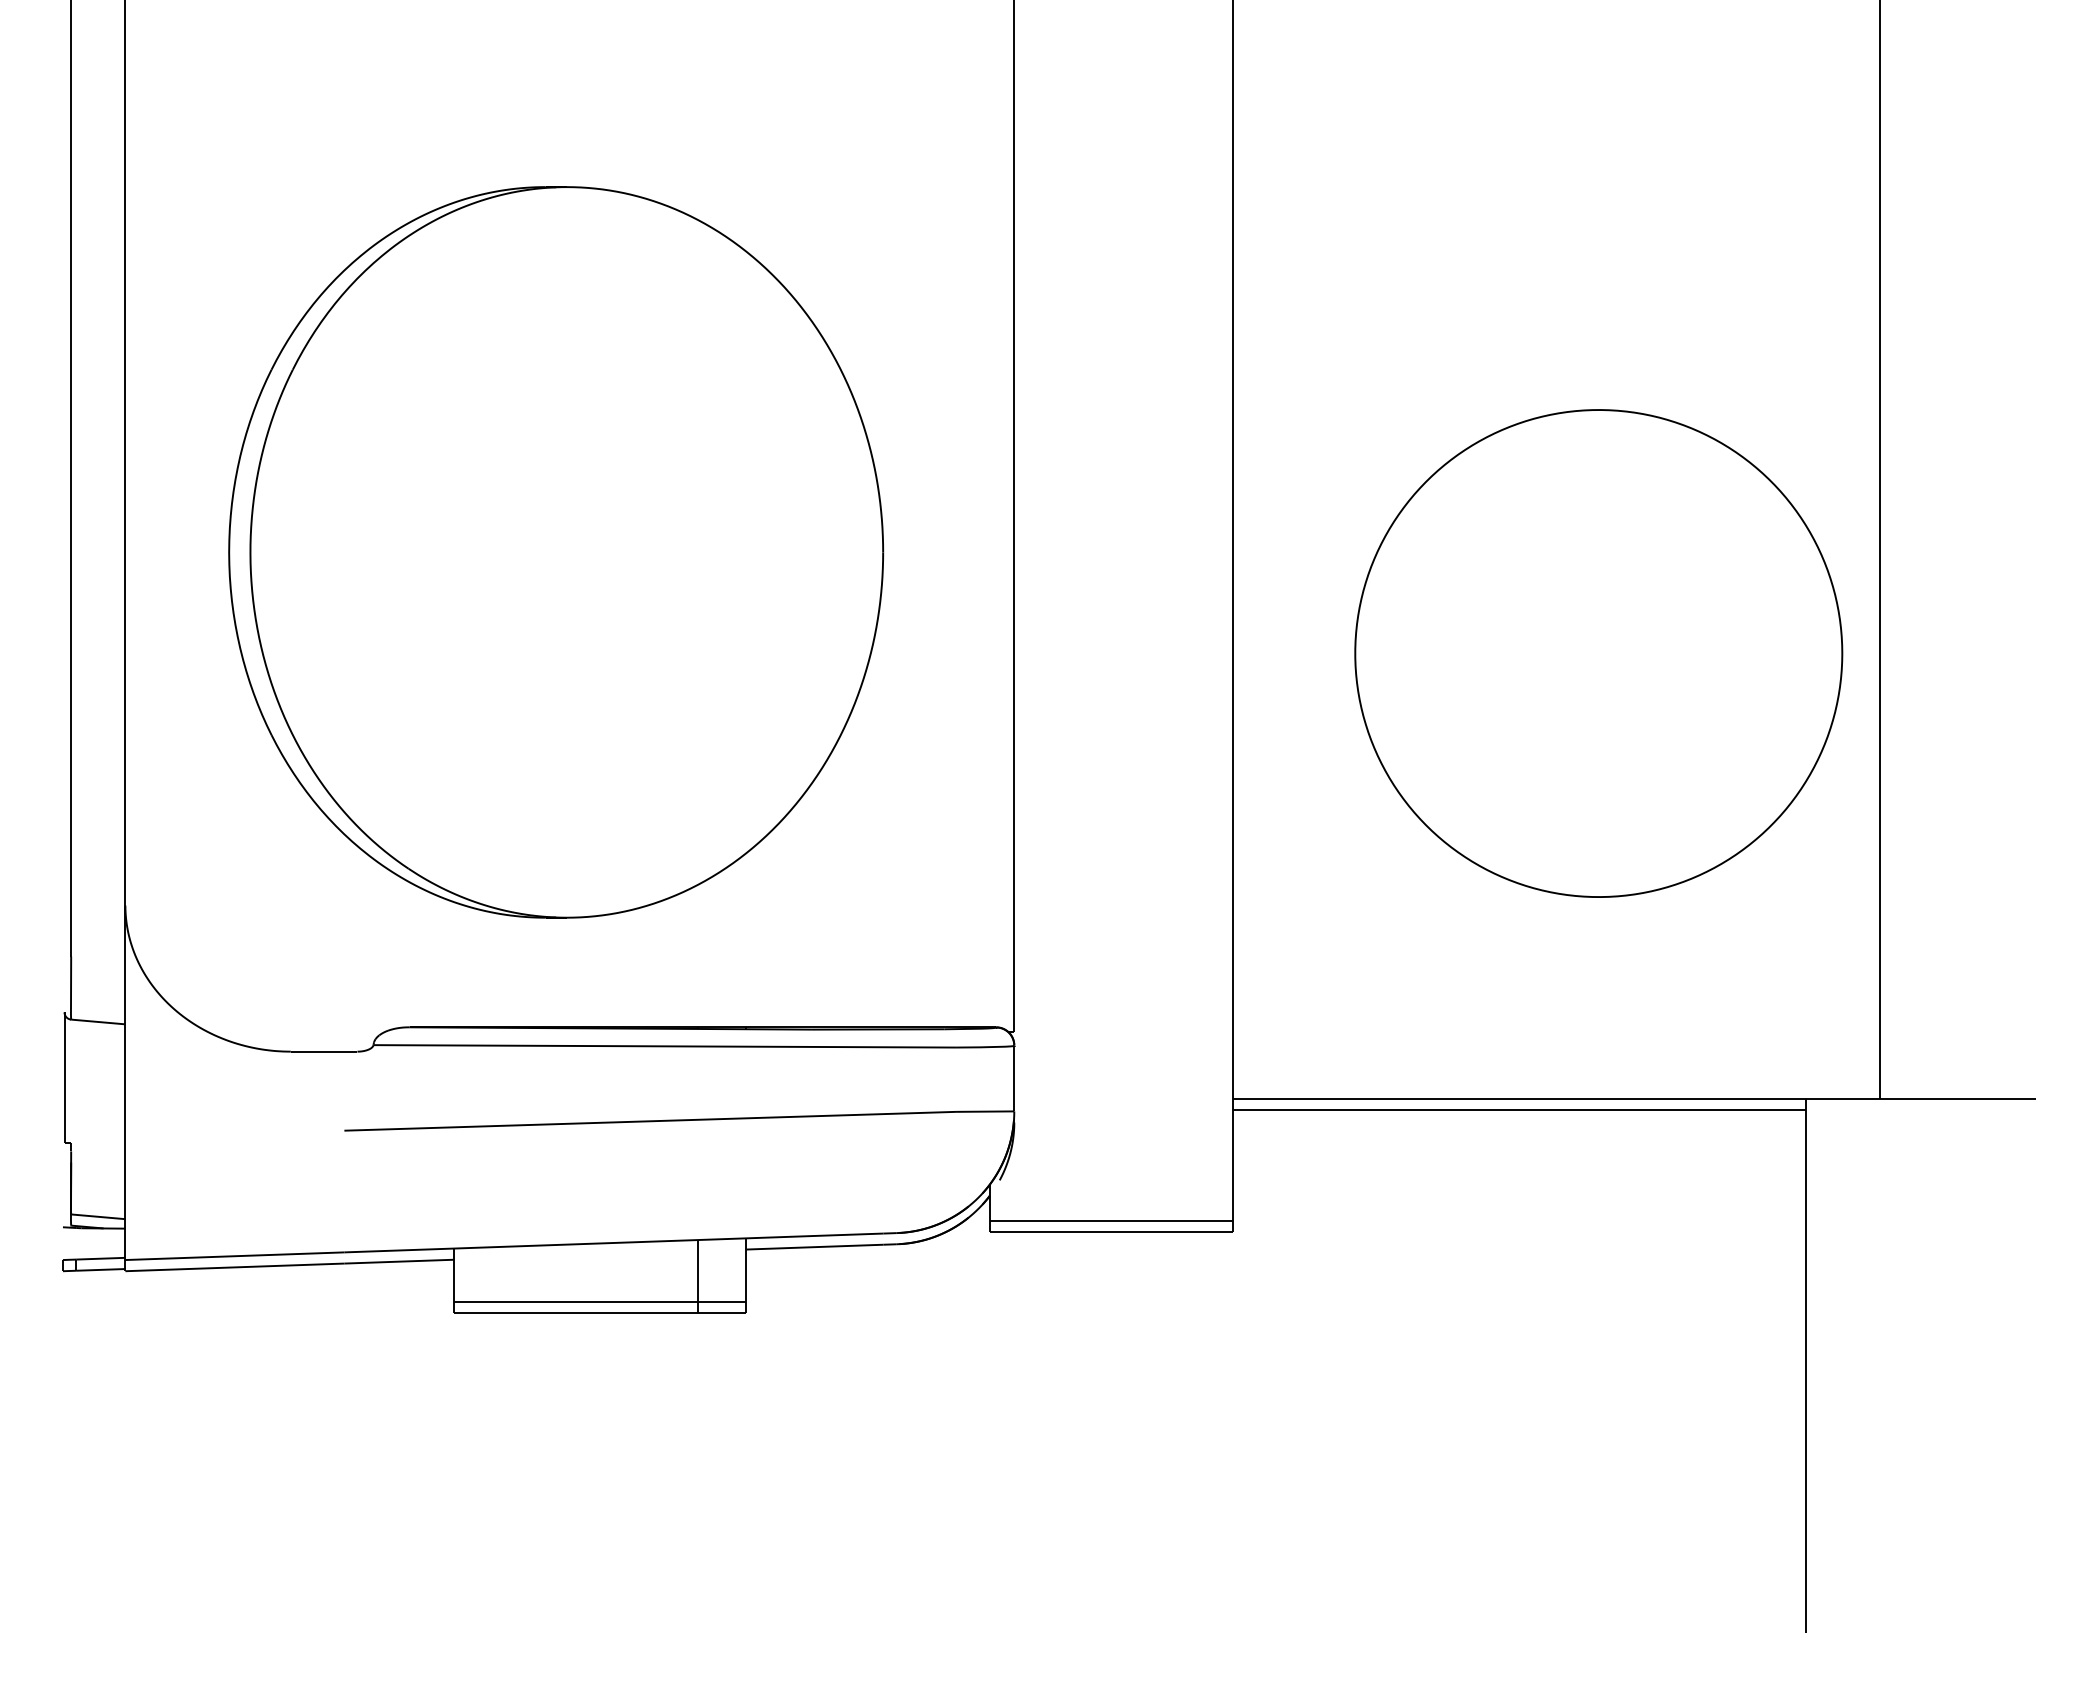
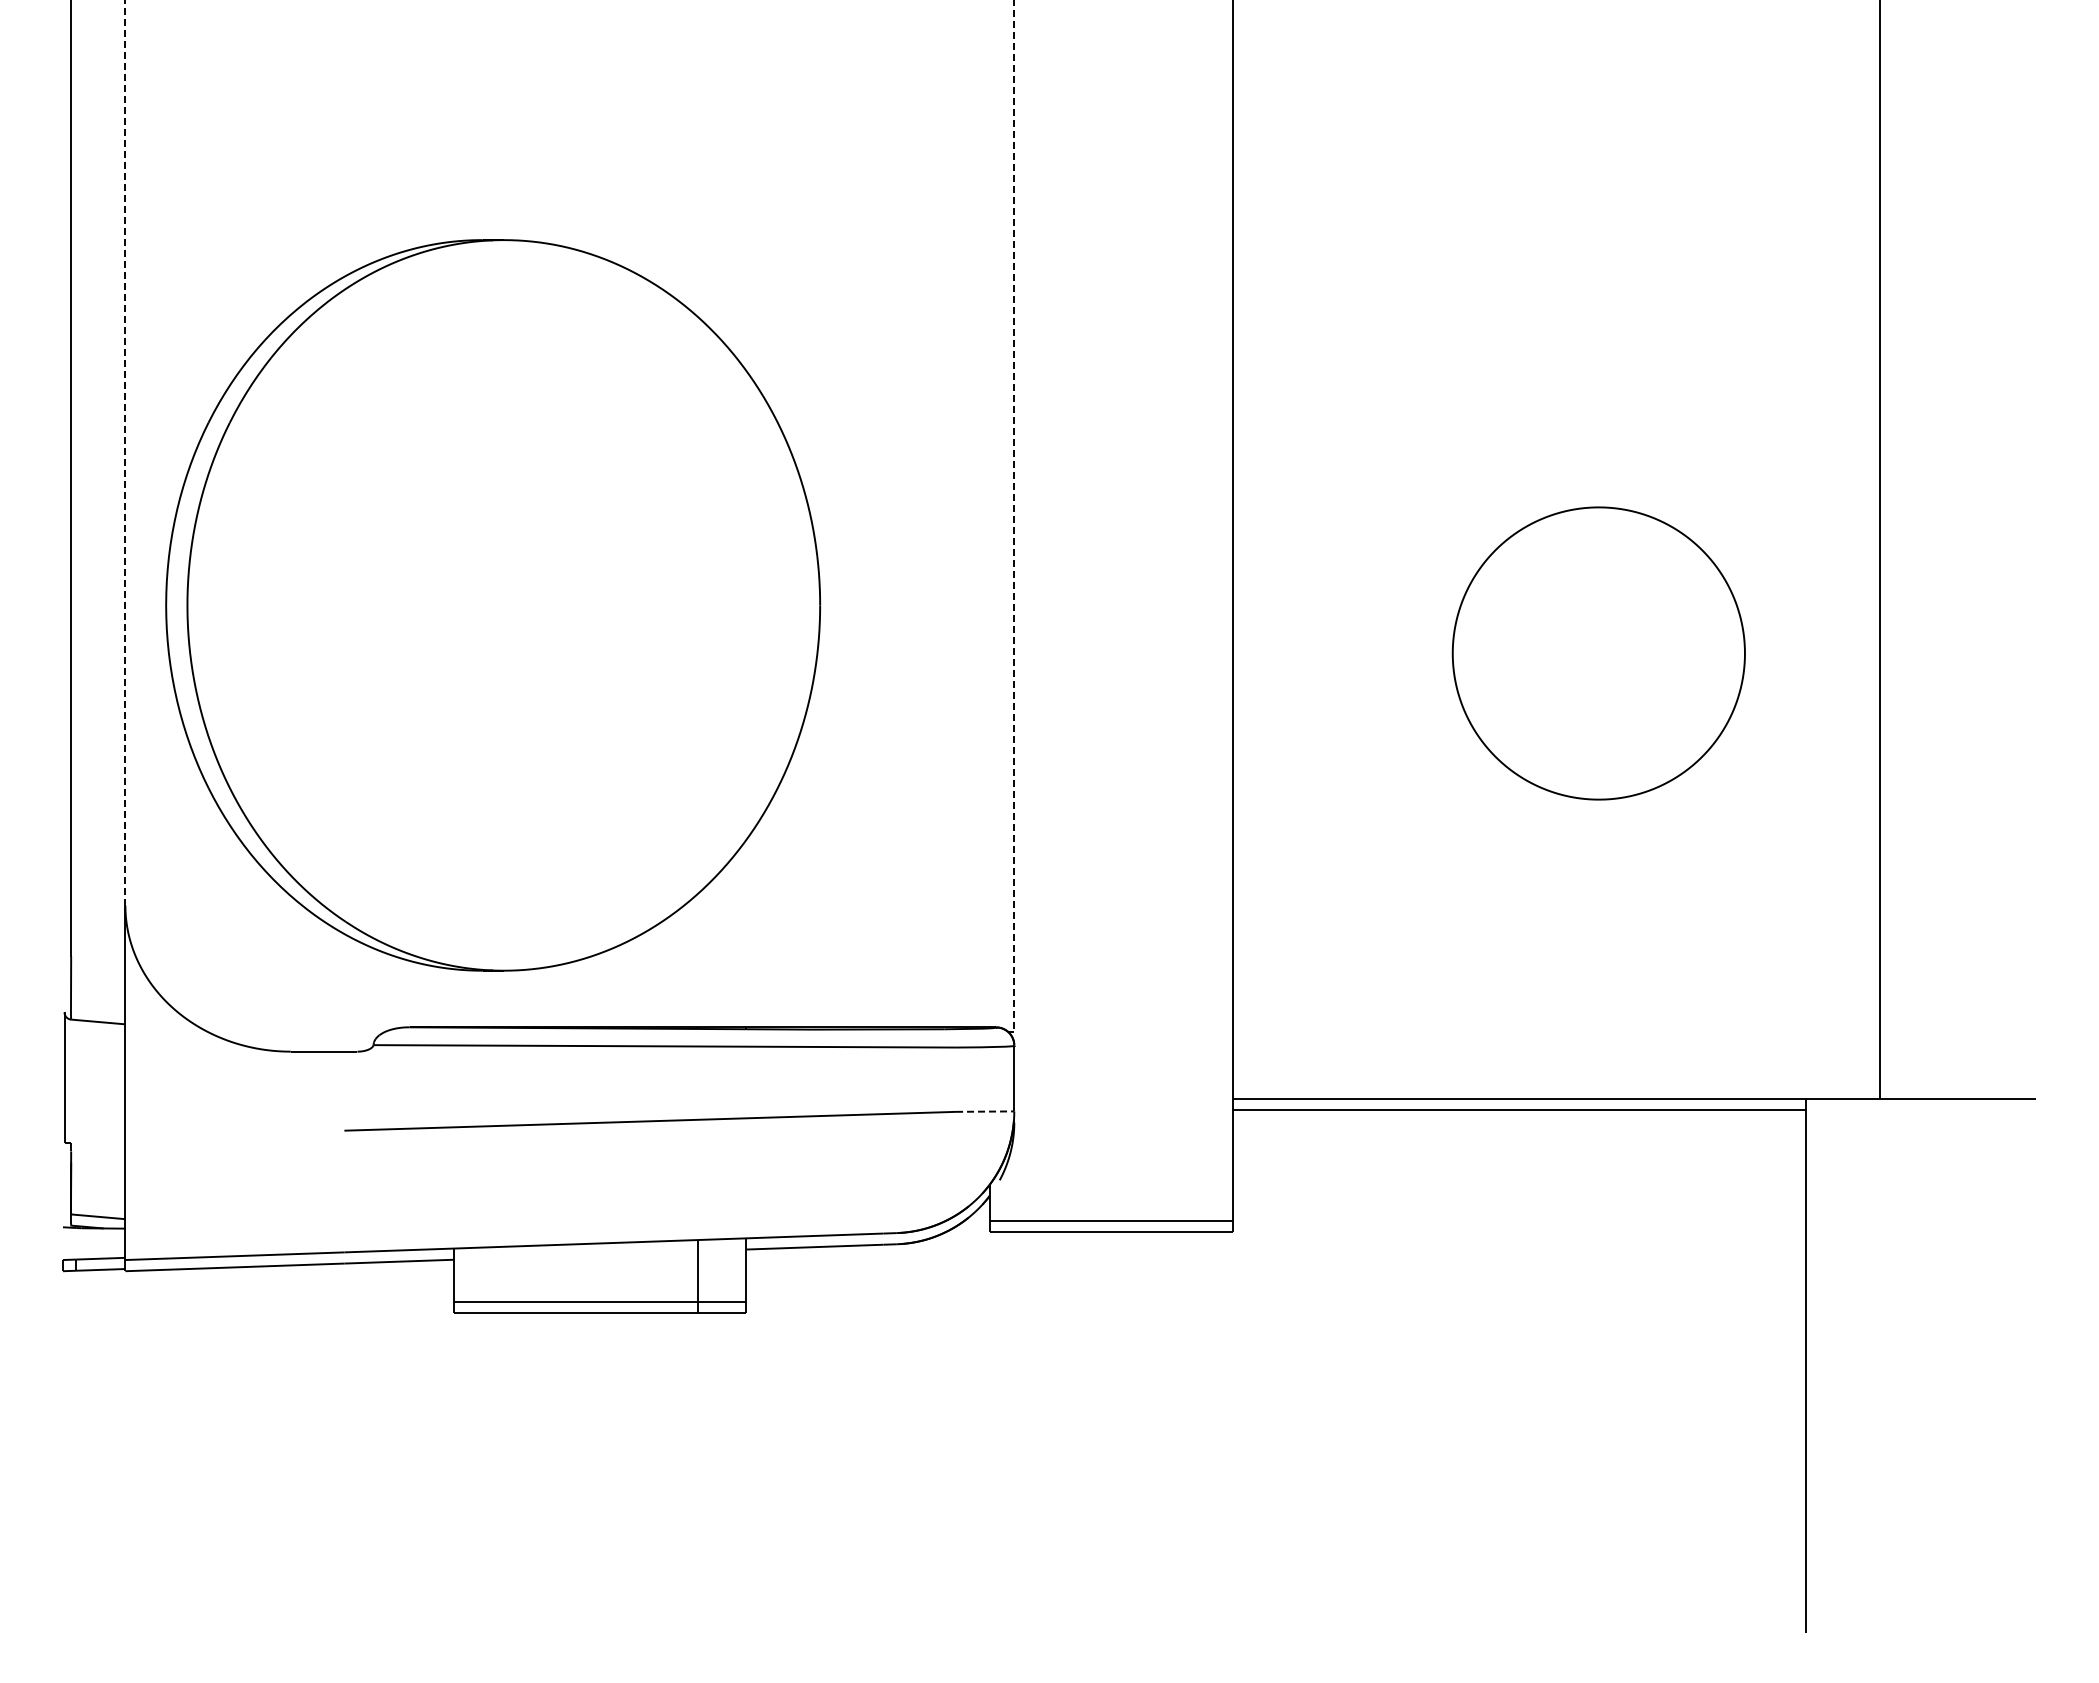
line: solid -> dashed (125, 452)
line: solid -> dashed (1014, 515)
part position: (556, 552) -> (493, 605) (493, 605)
part size: 490x489 px -> 295x295 px (1598, 653)
line: solid -> dashed (985, 1111)
